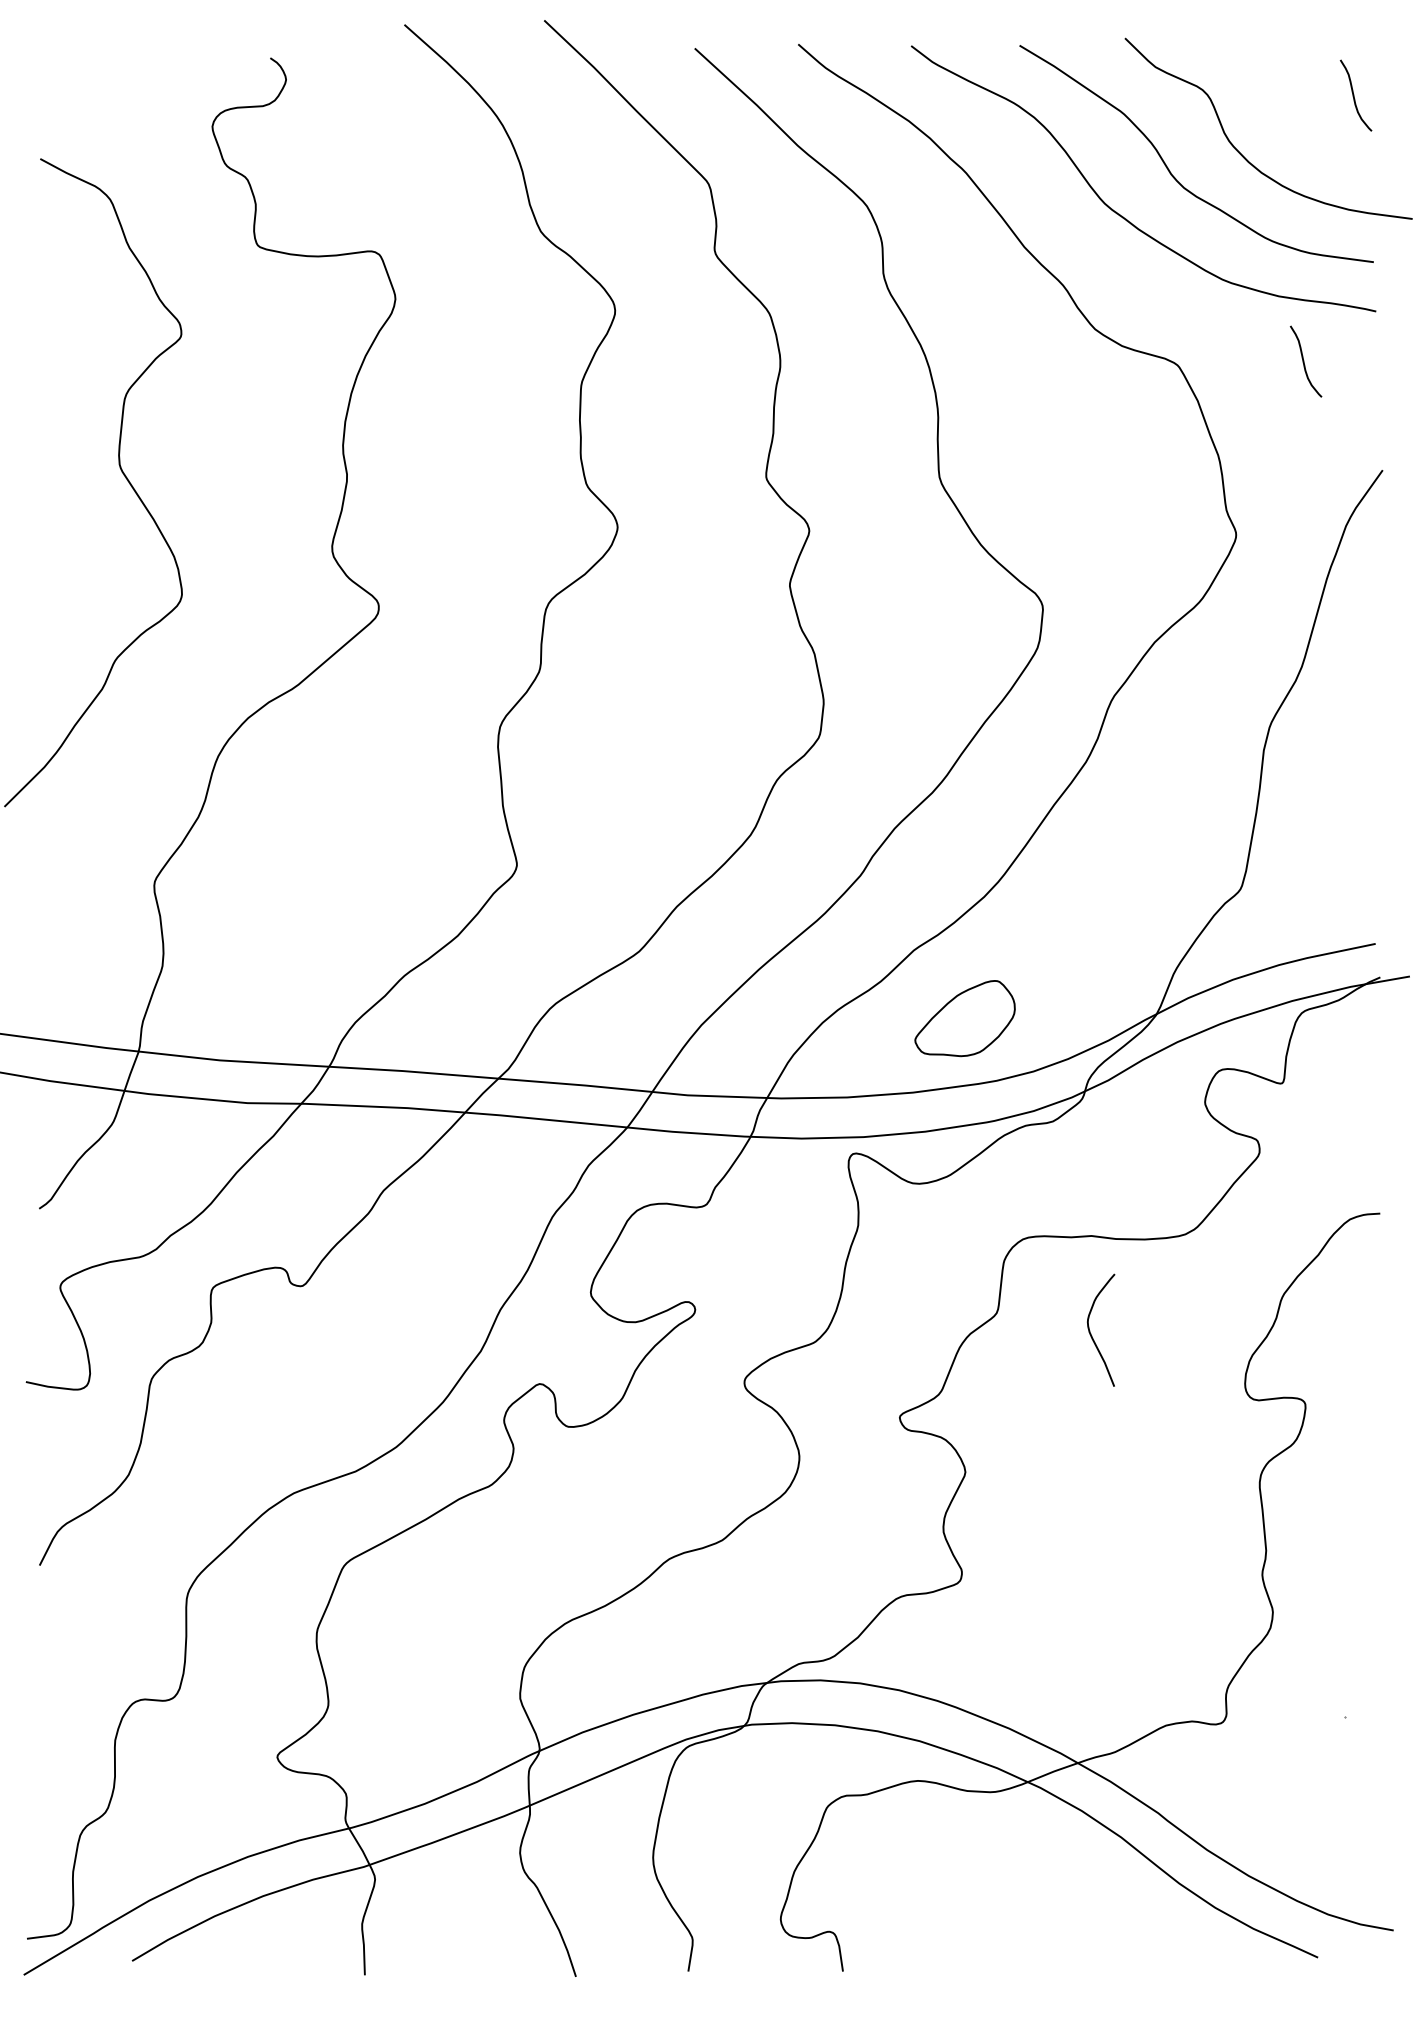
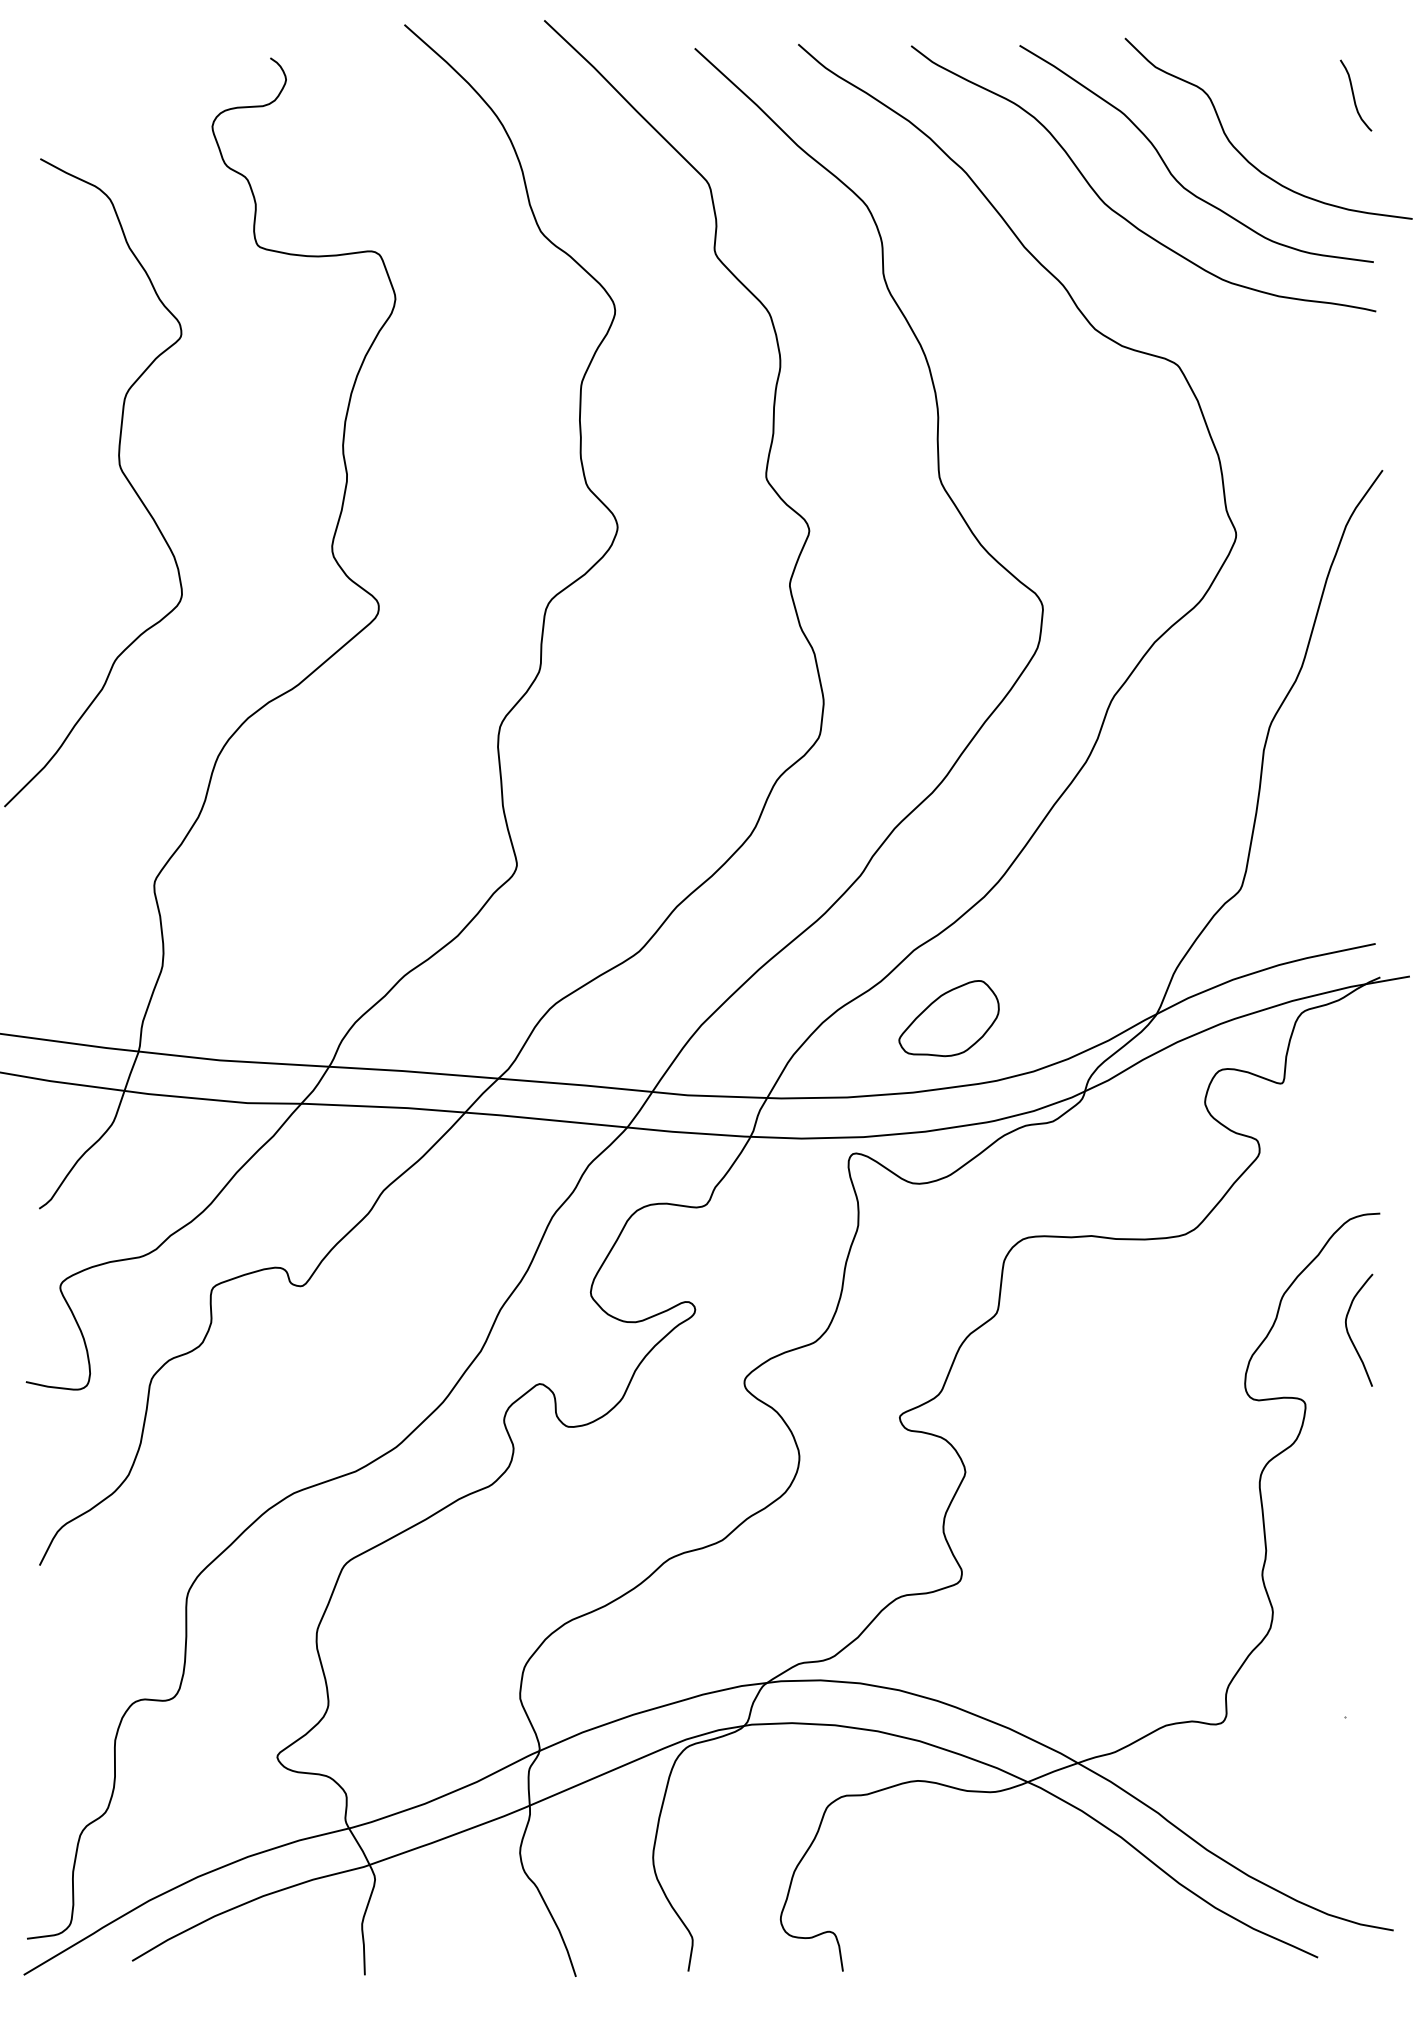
curve: present -> none (1304, 361)
part position: (964, 1018) -> (948, 1018) (948, 1018)
curve position: (1091, 1333) -> (1349, 1333) (1349, 1333)
